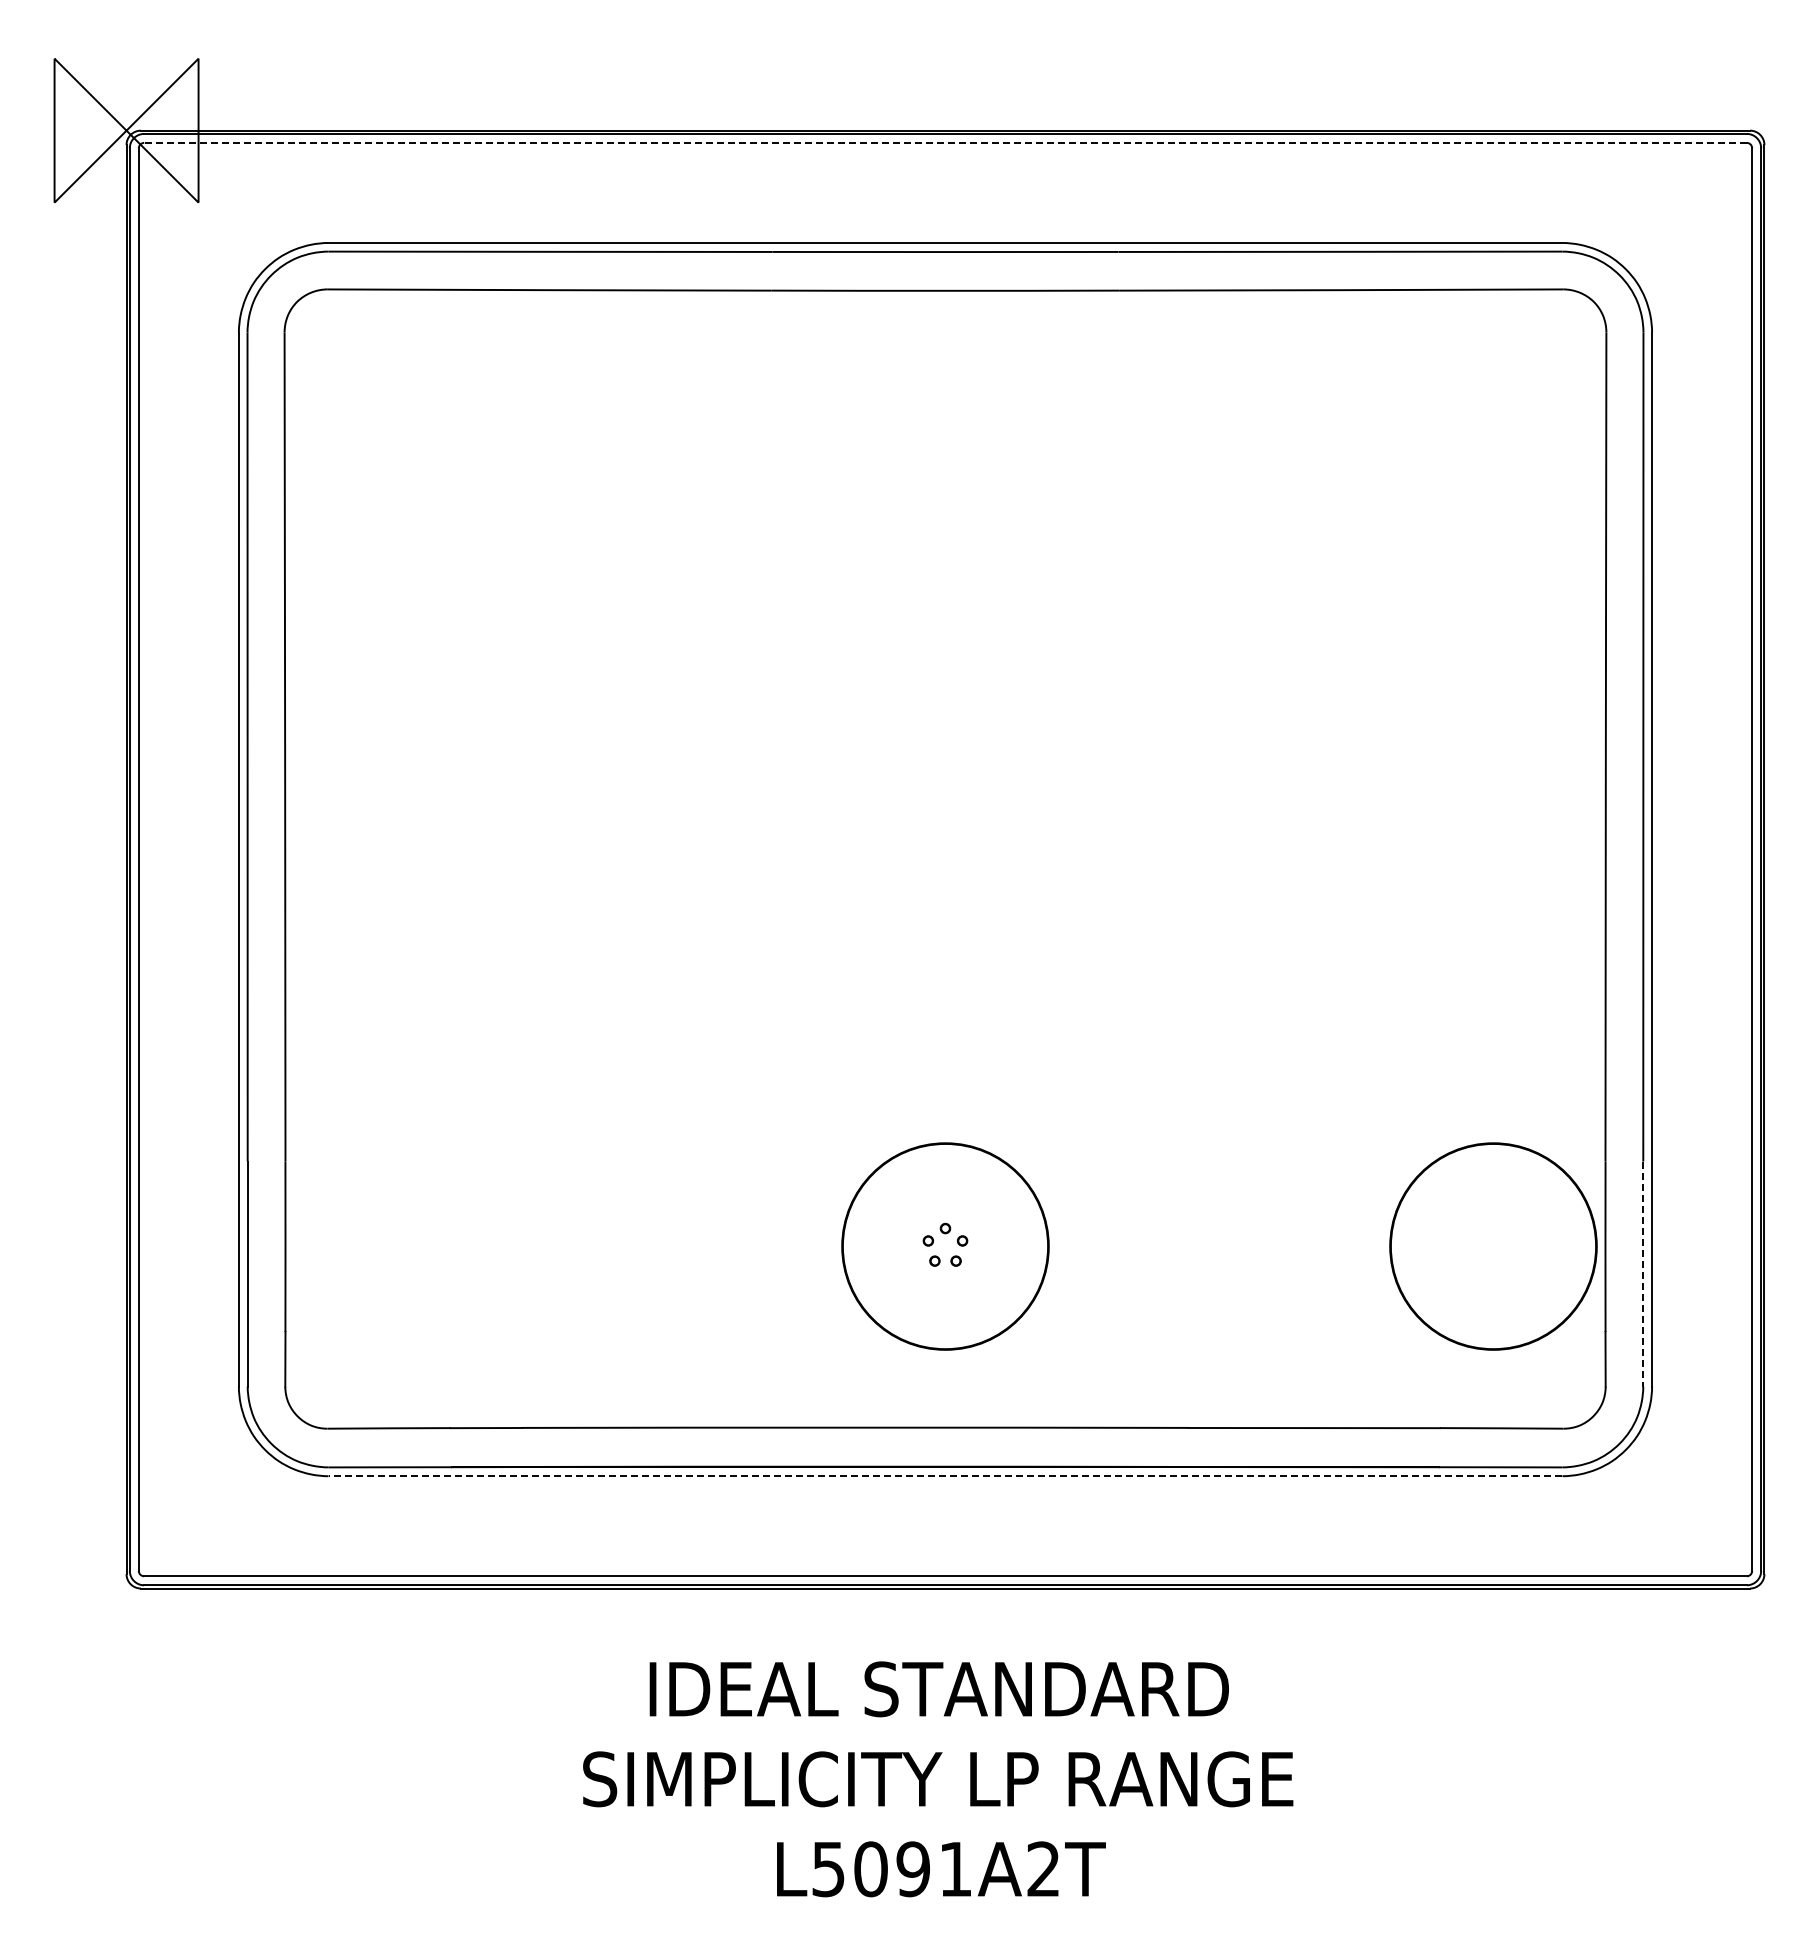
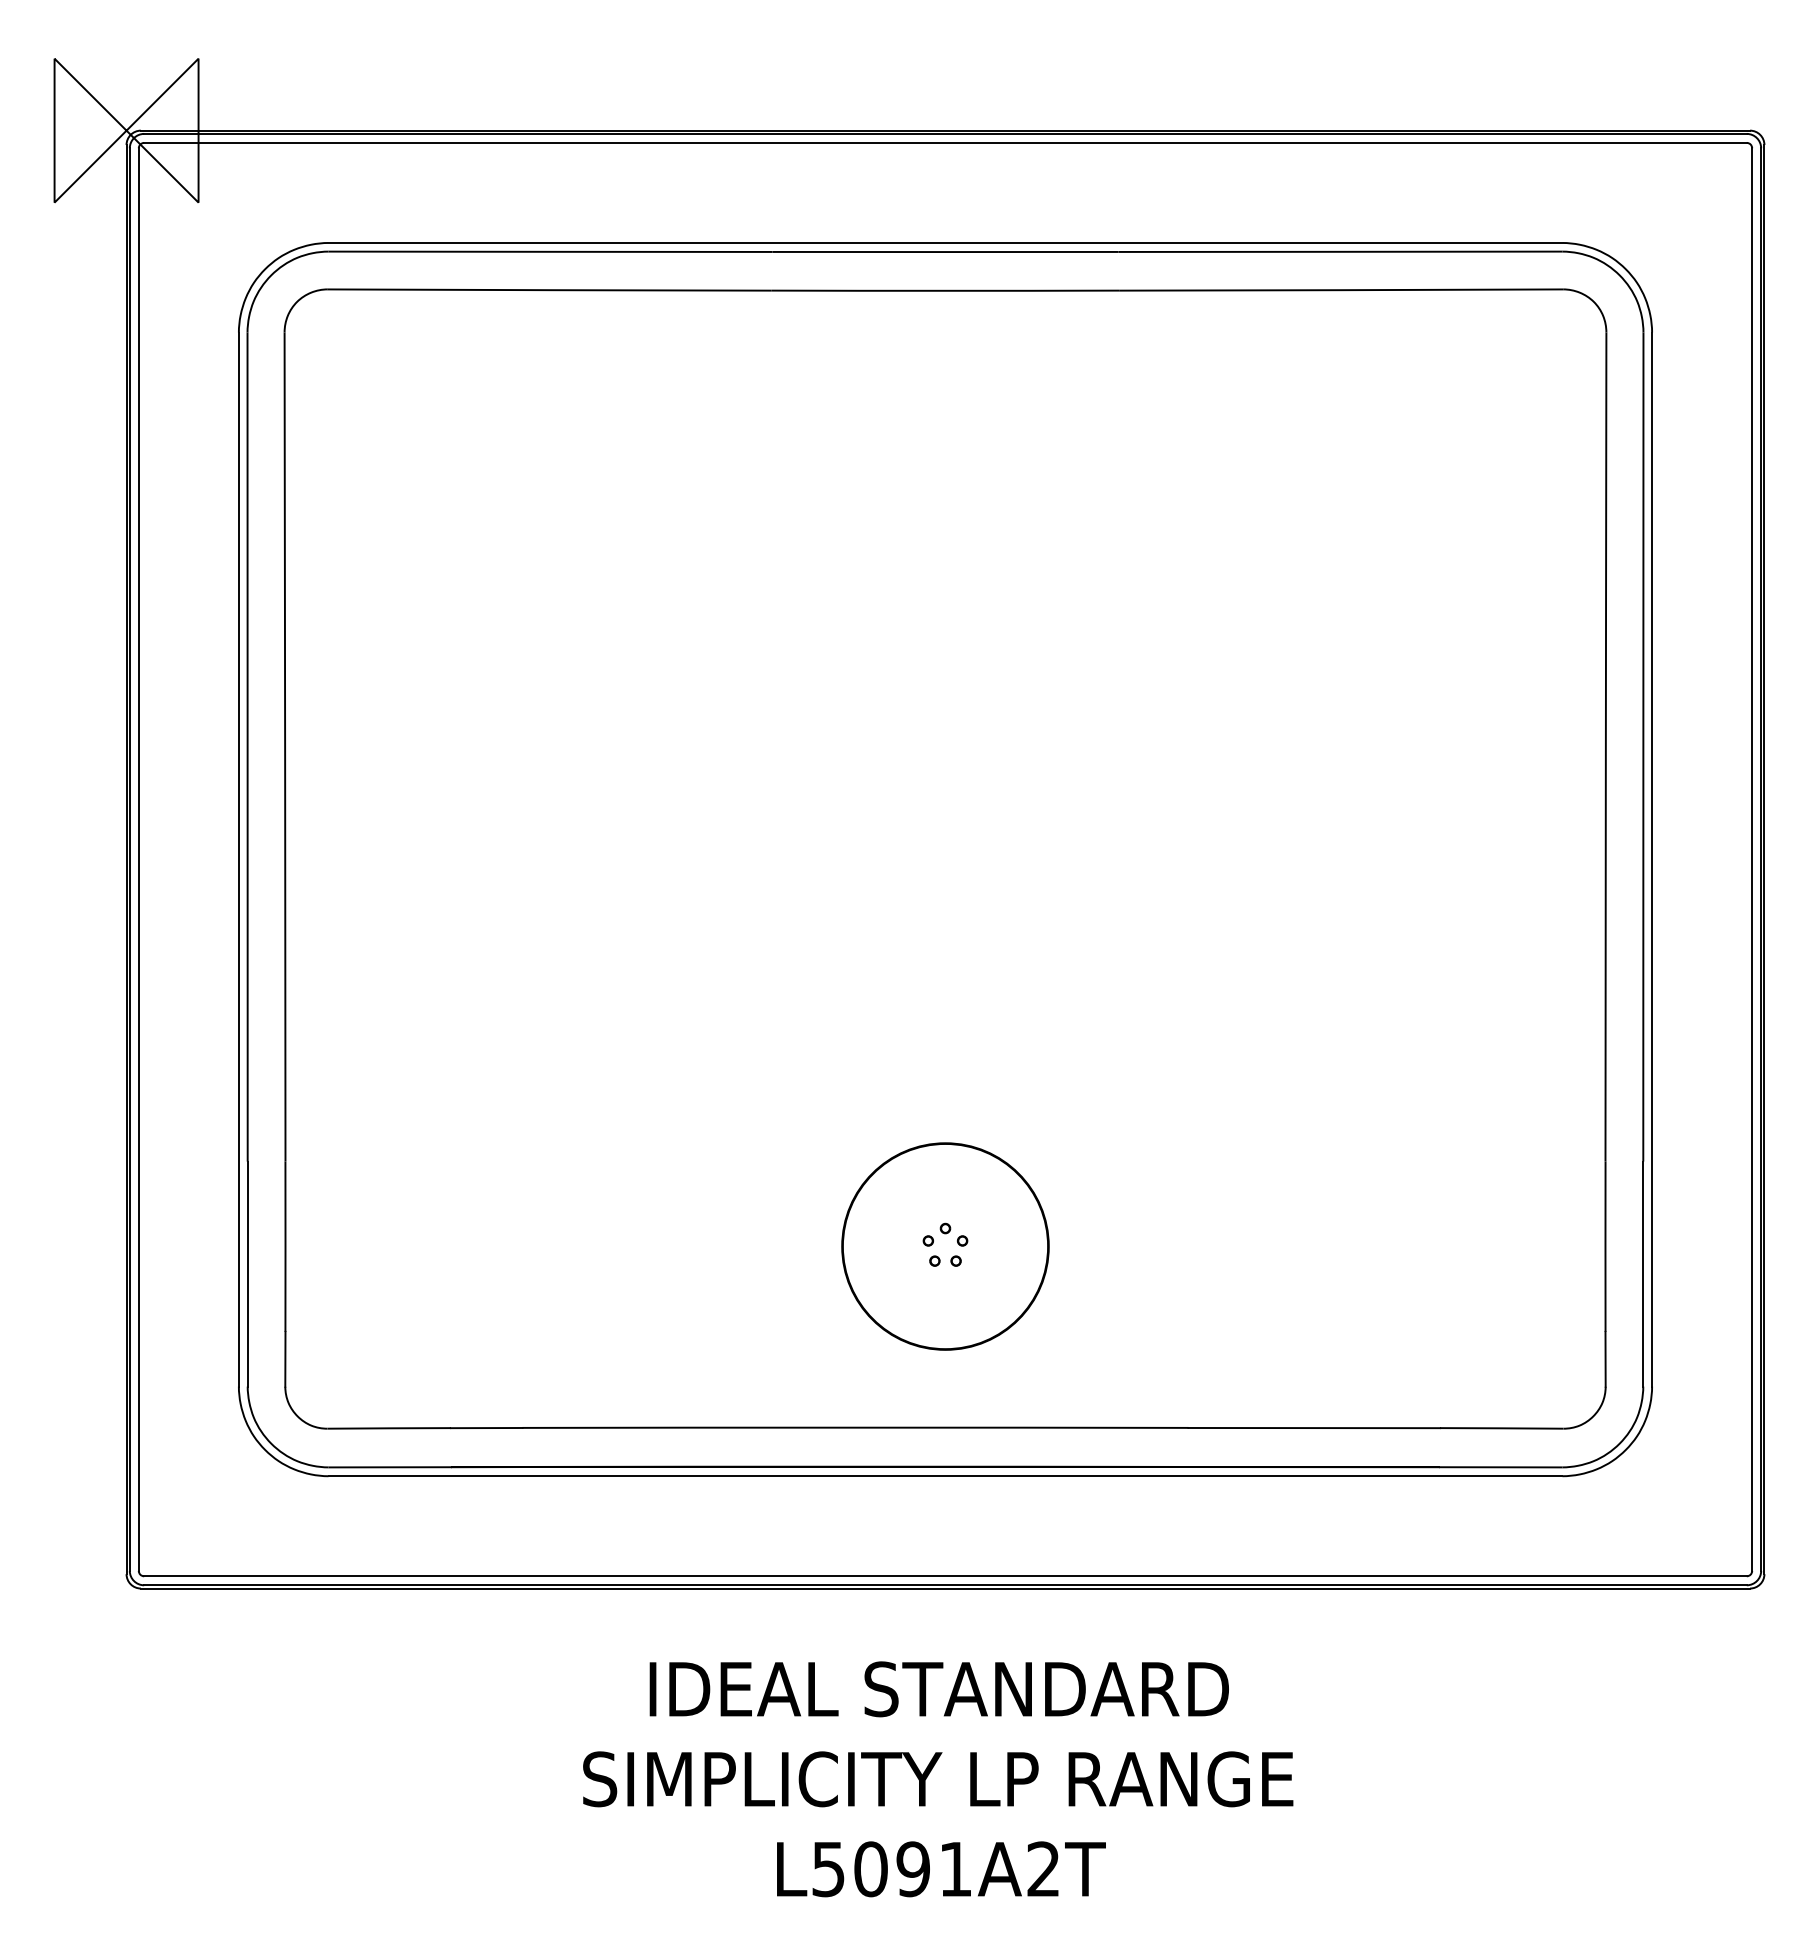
line: dashed -> solid (944, 142)
circle: present -> none (1493, 1246)
line: dashed -> solid (1643, 1274)
line: dashed -> solid (945, 1476)
